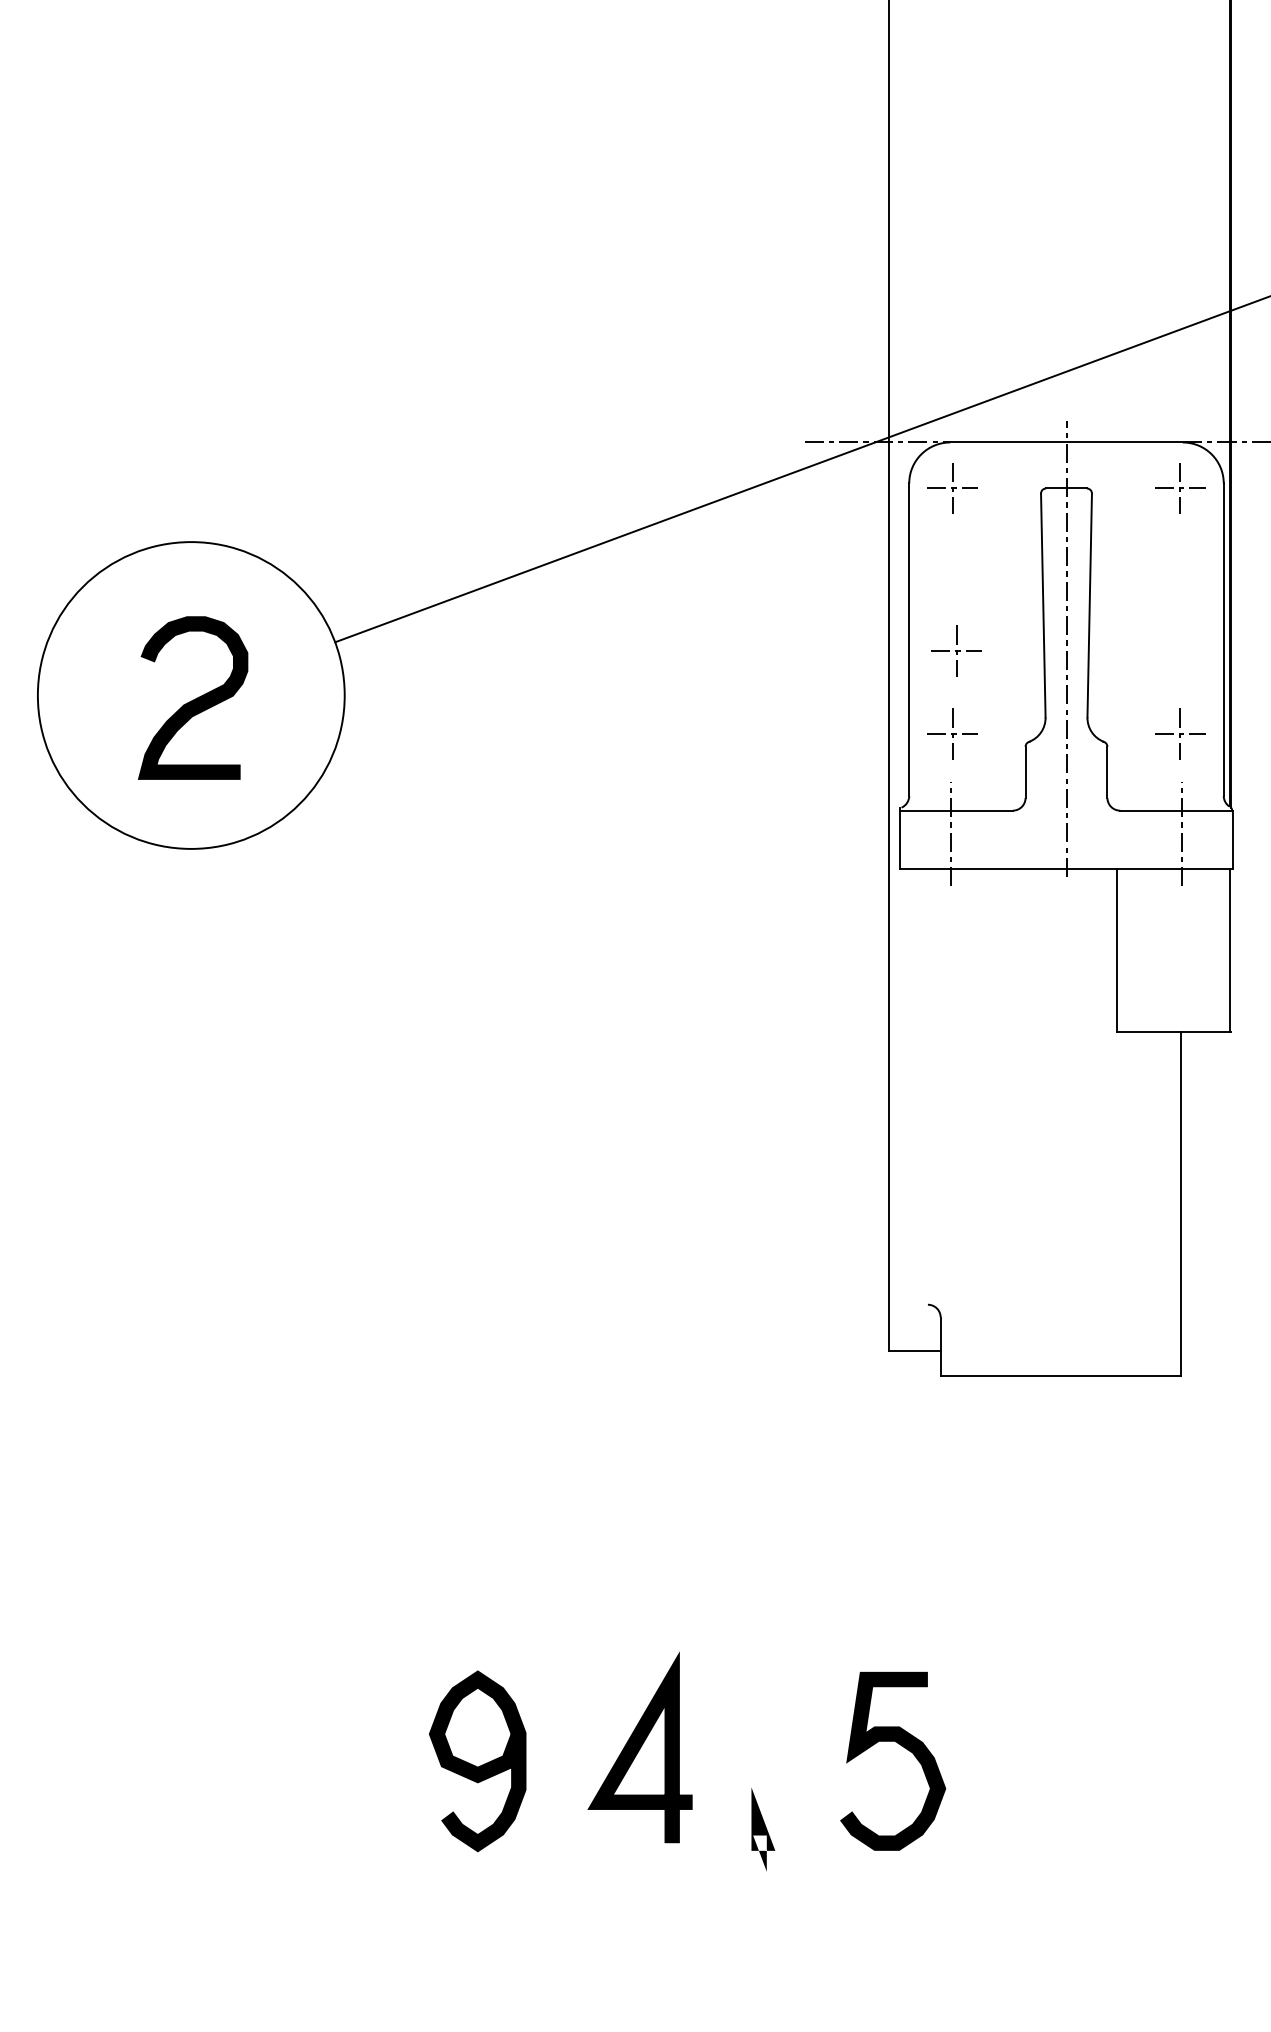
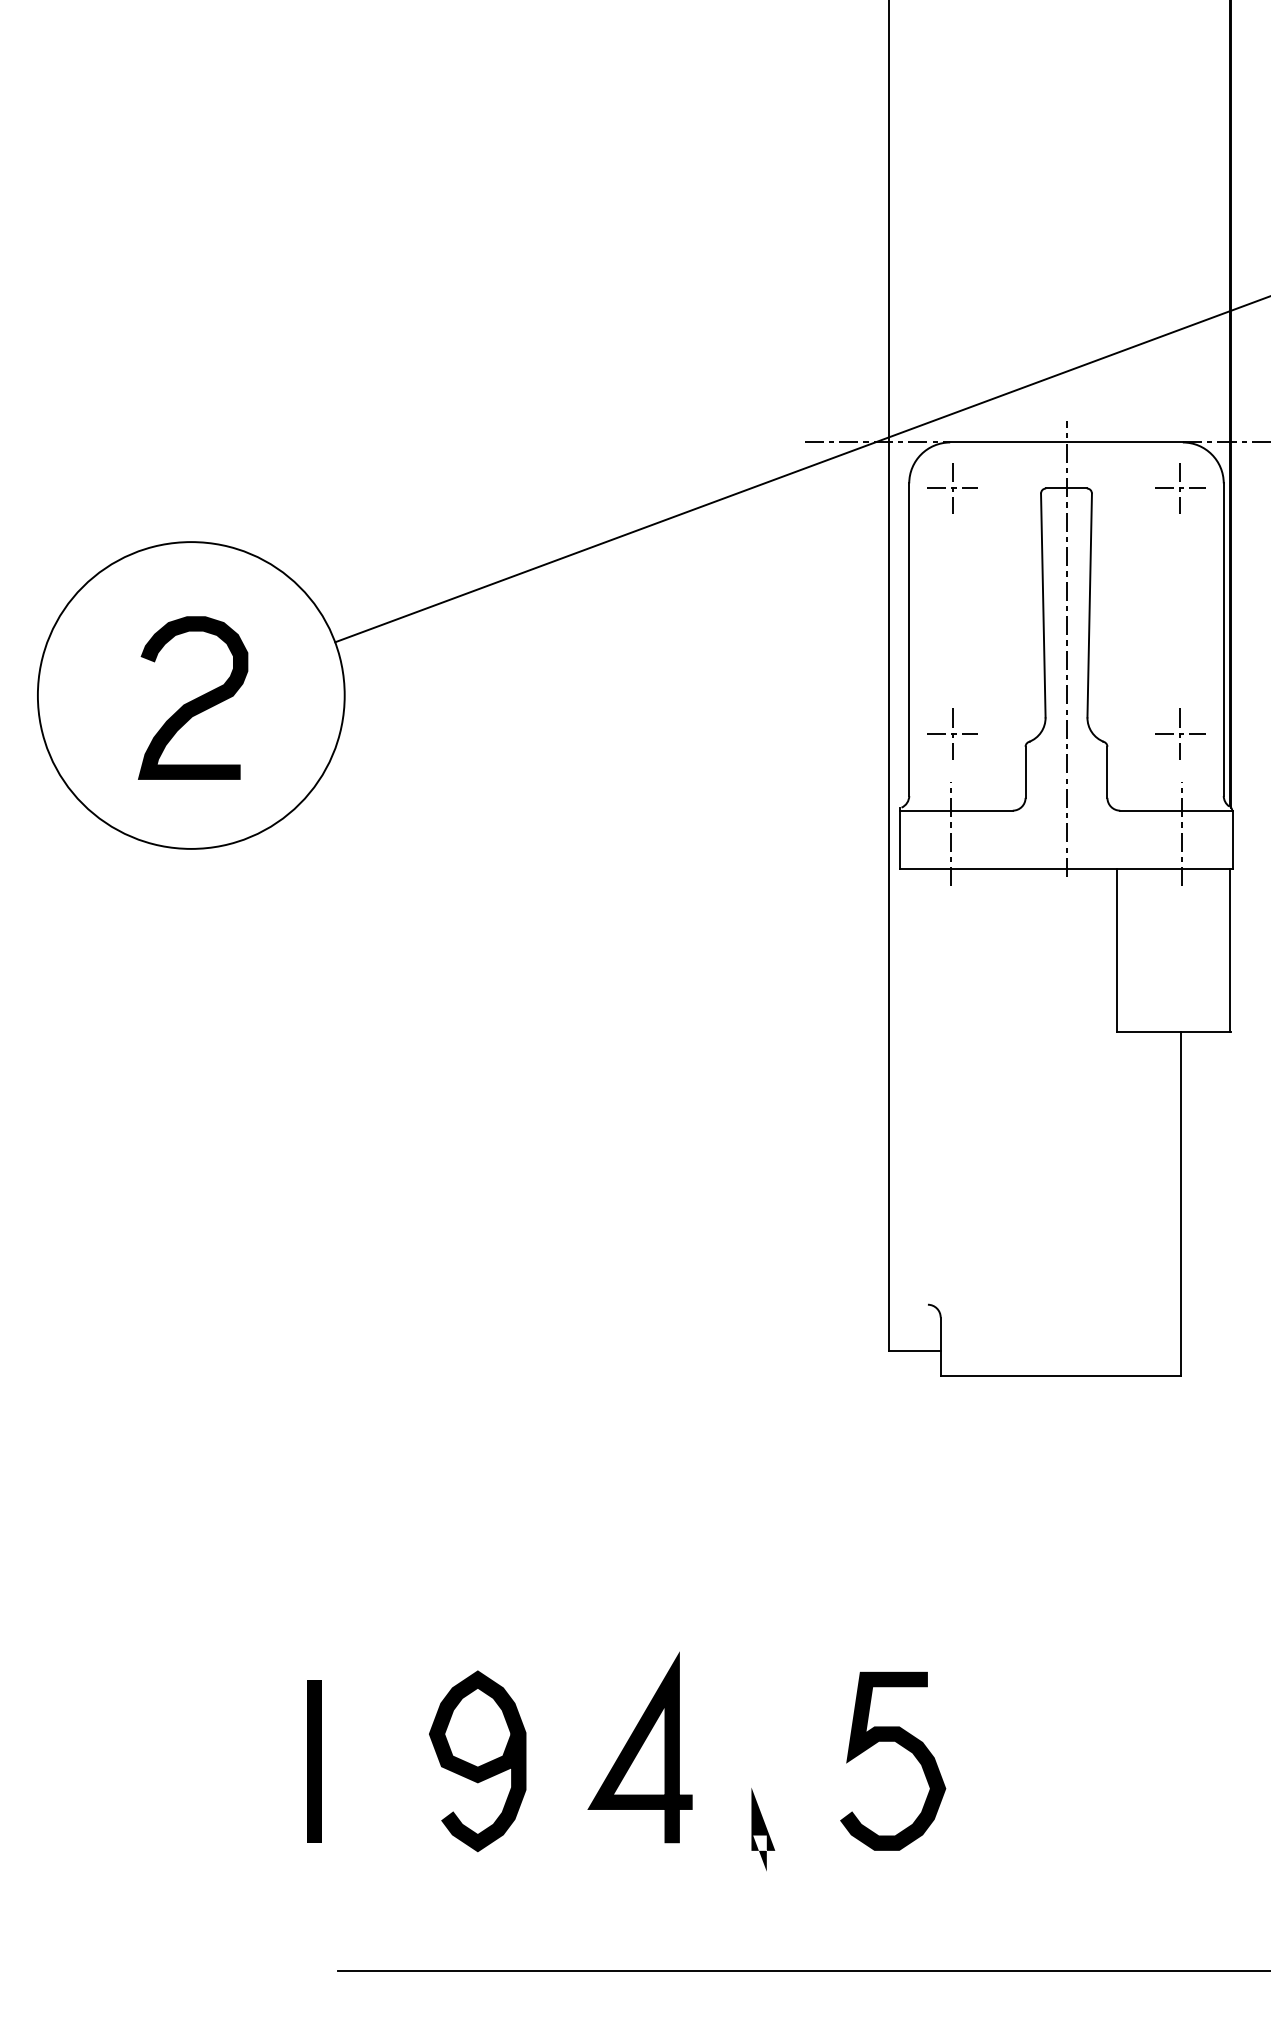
part: present -> none (956, 650)
line: none -> present (314, 1761)
line: none -> present (802, 1971)
